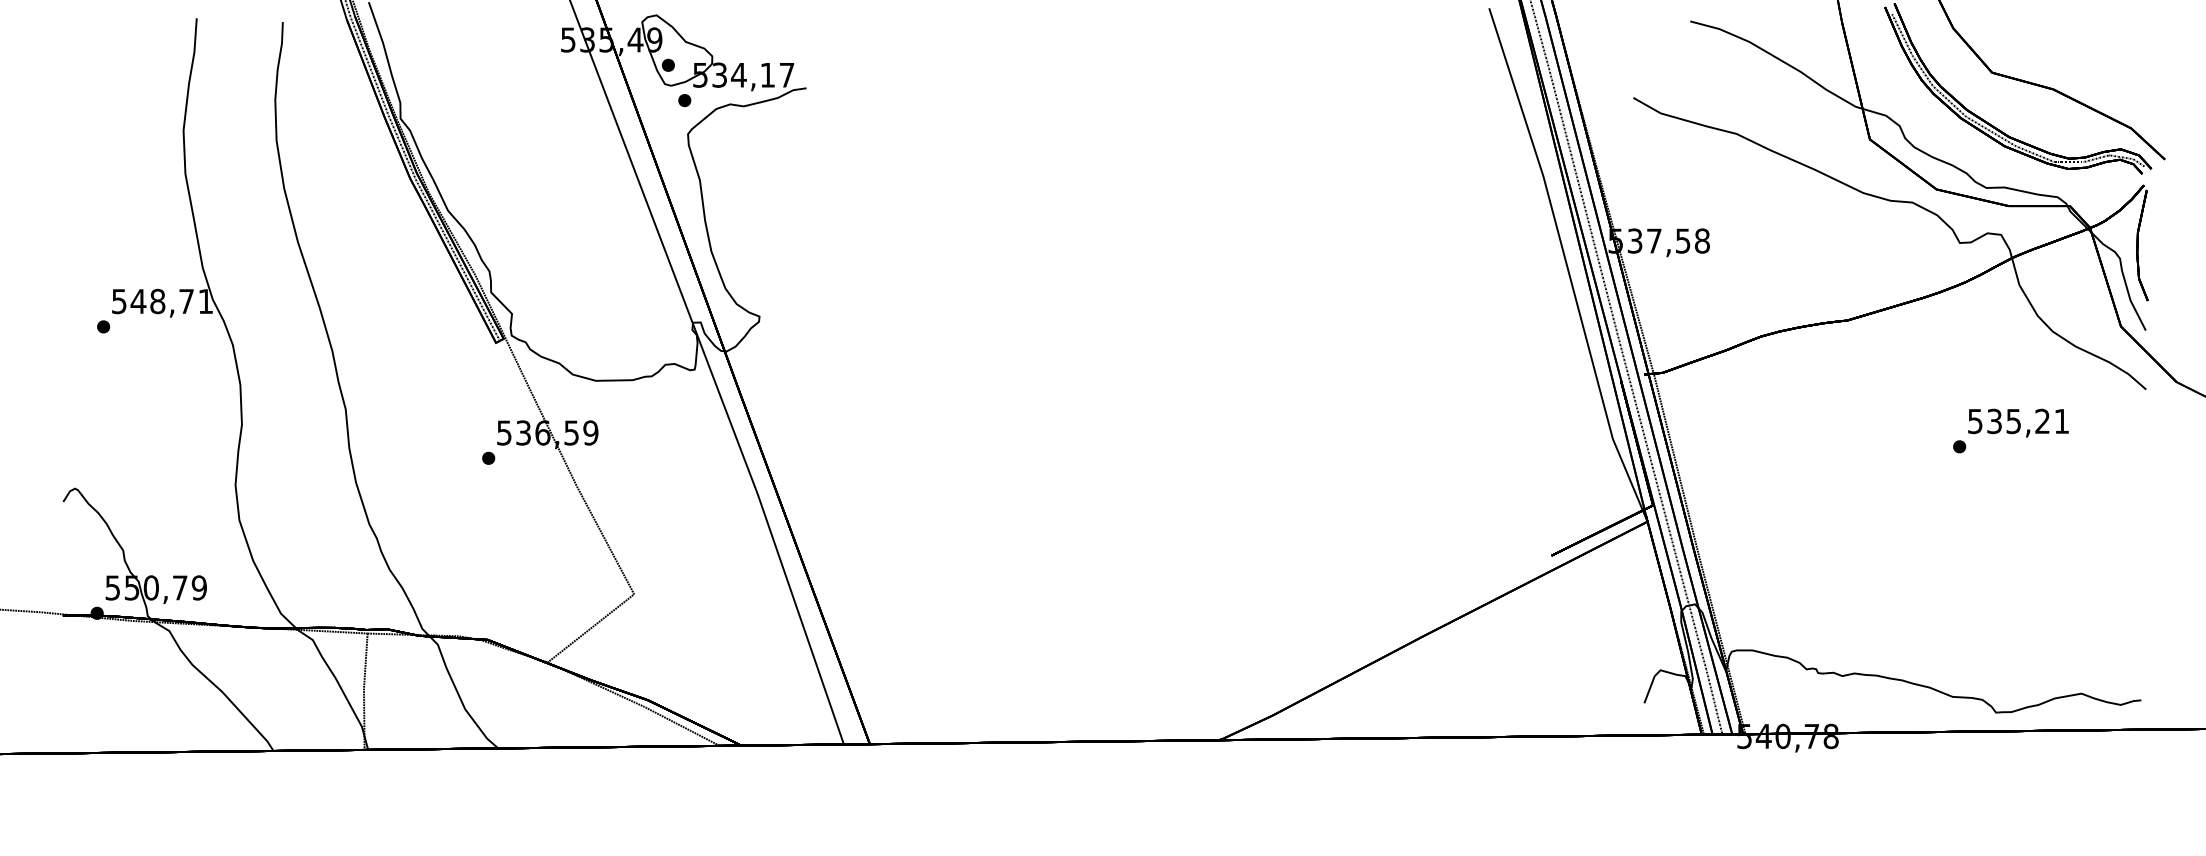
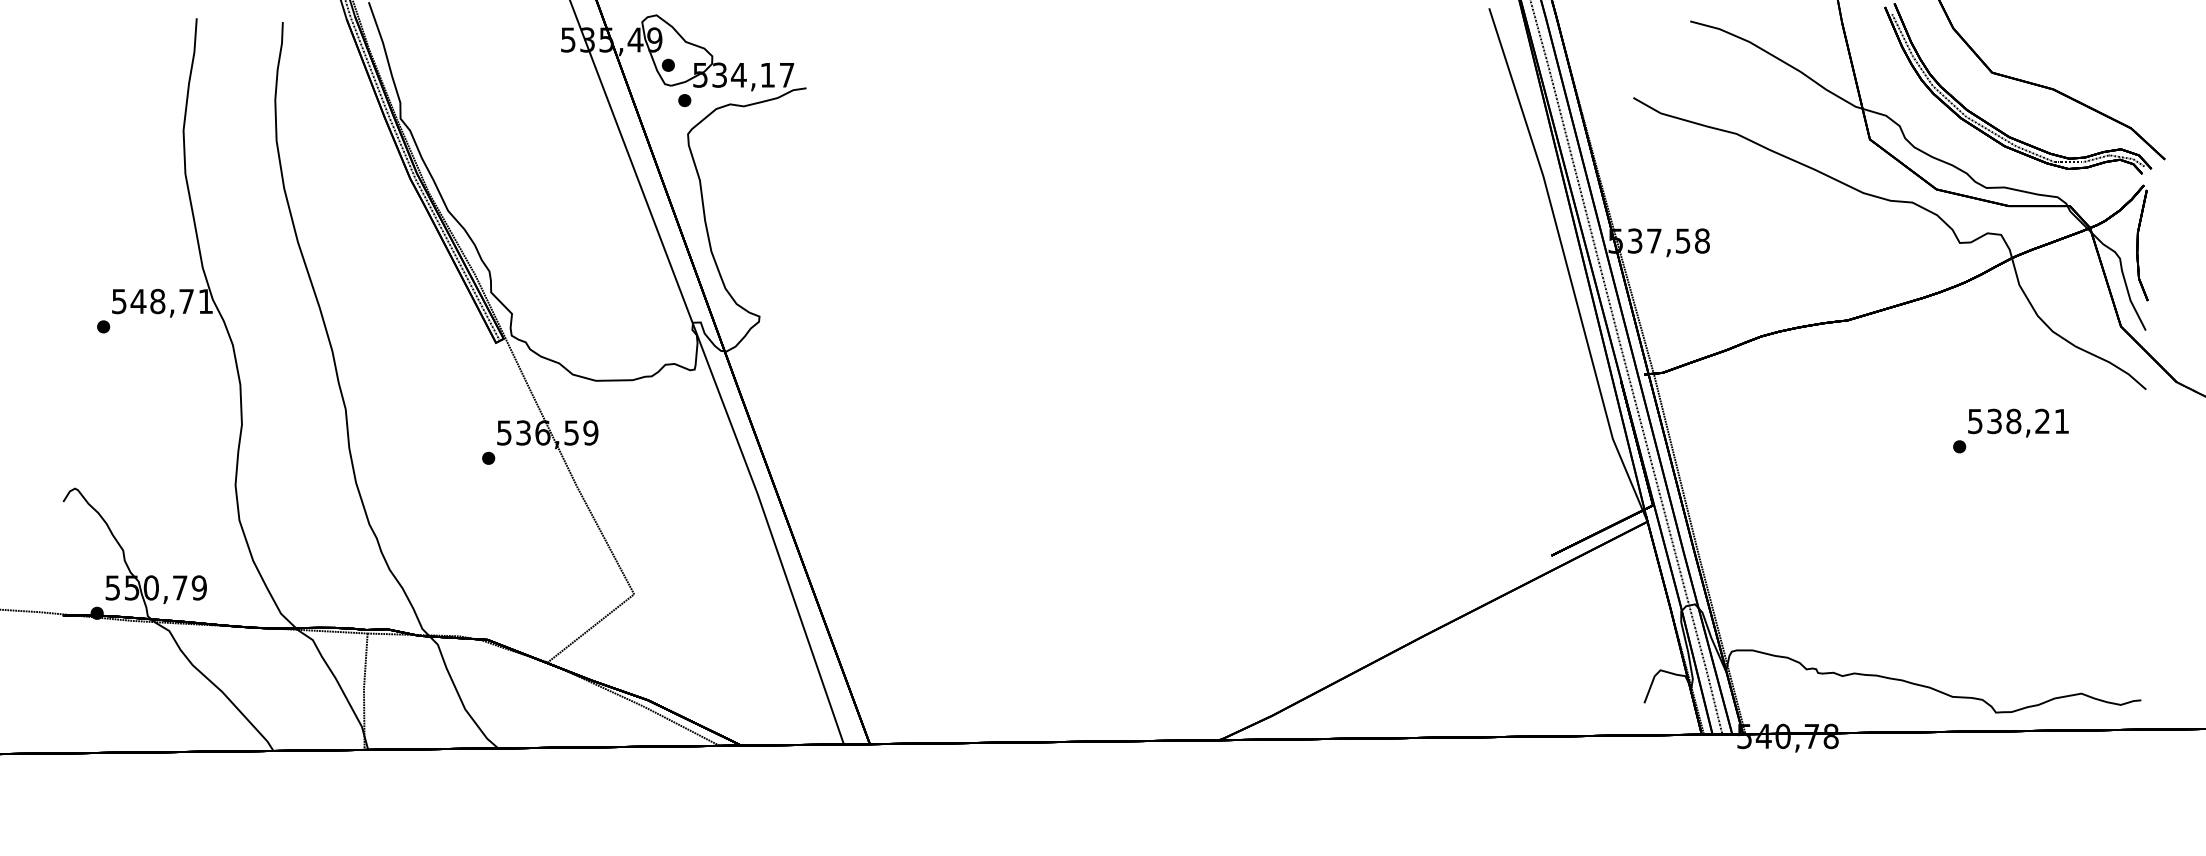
text: 535,21 -> 538,21 (2013, 421)
